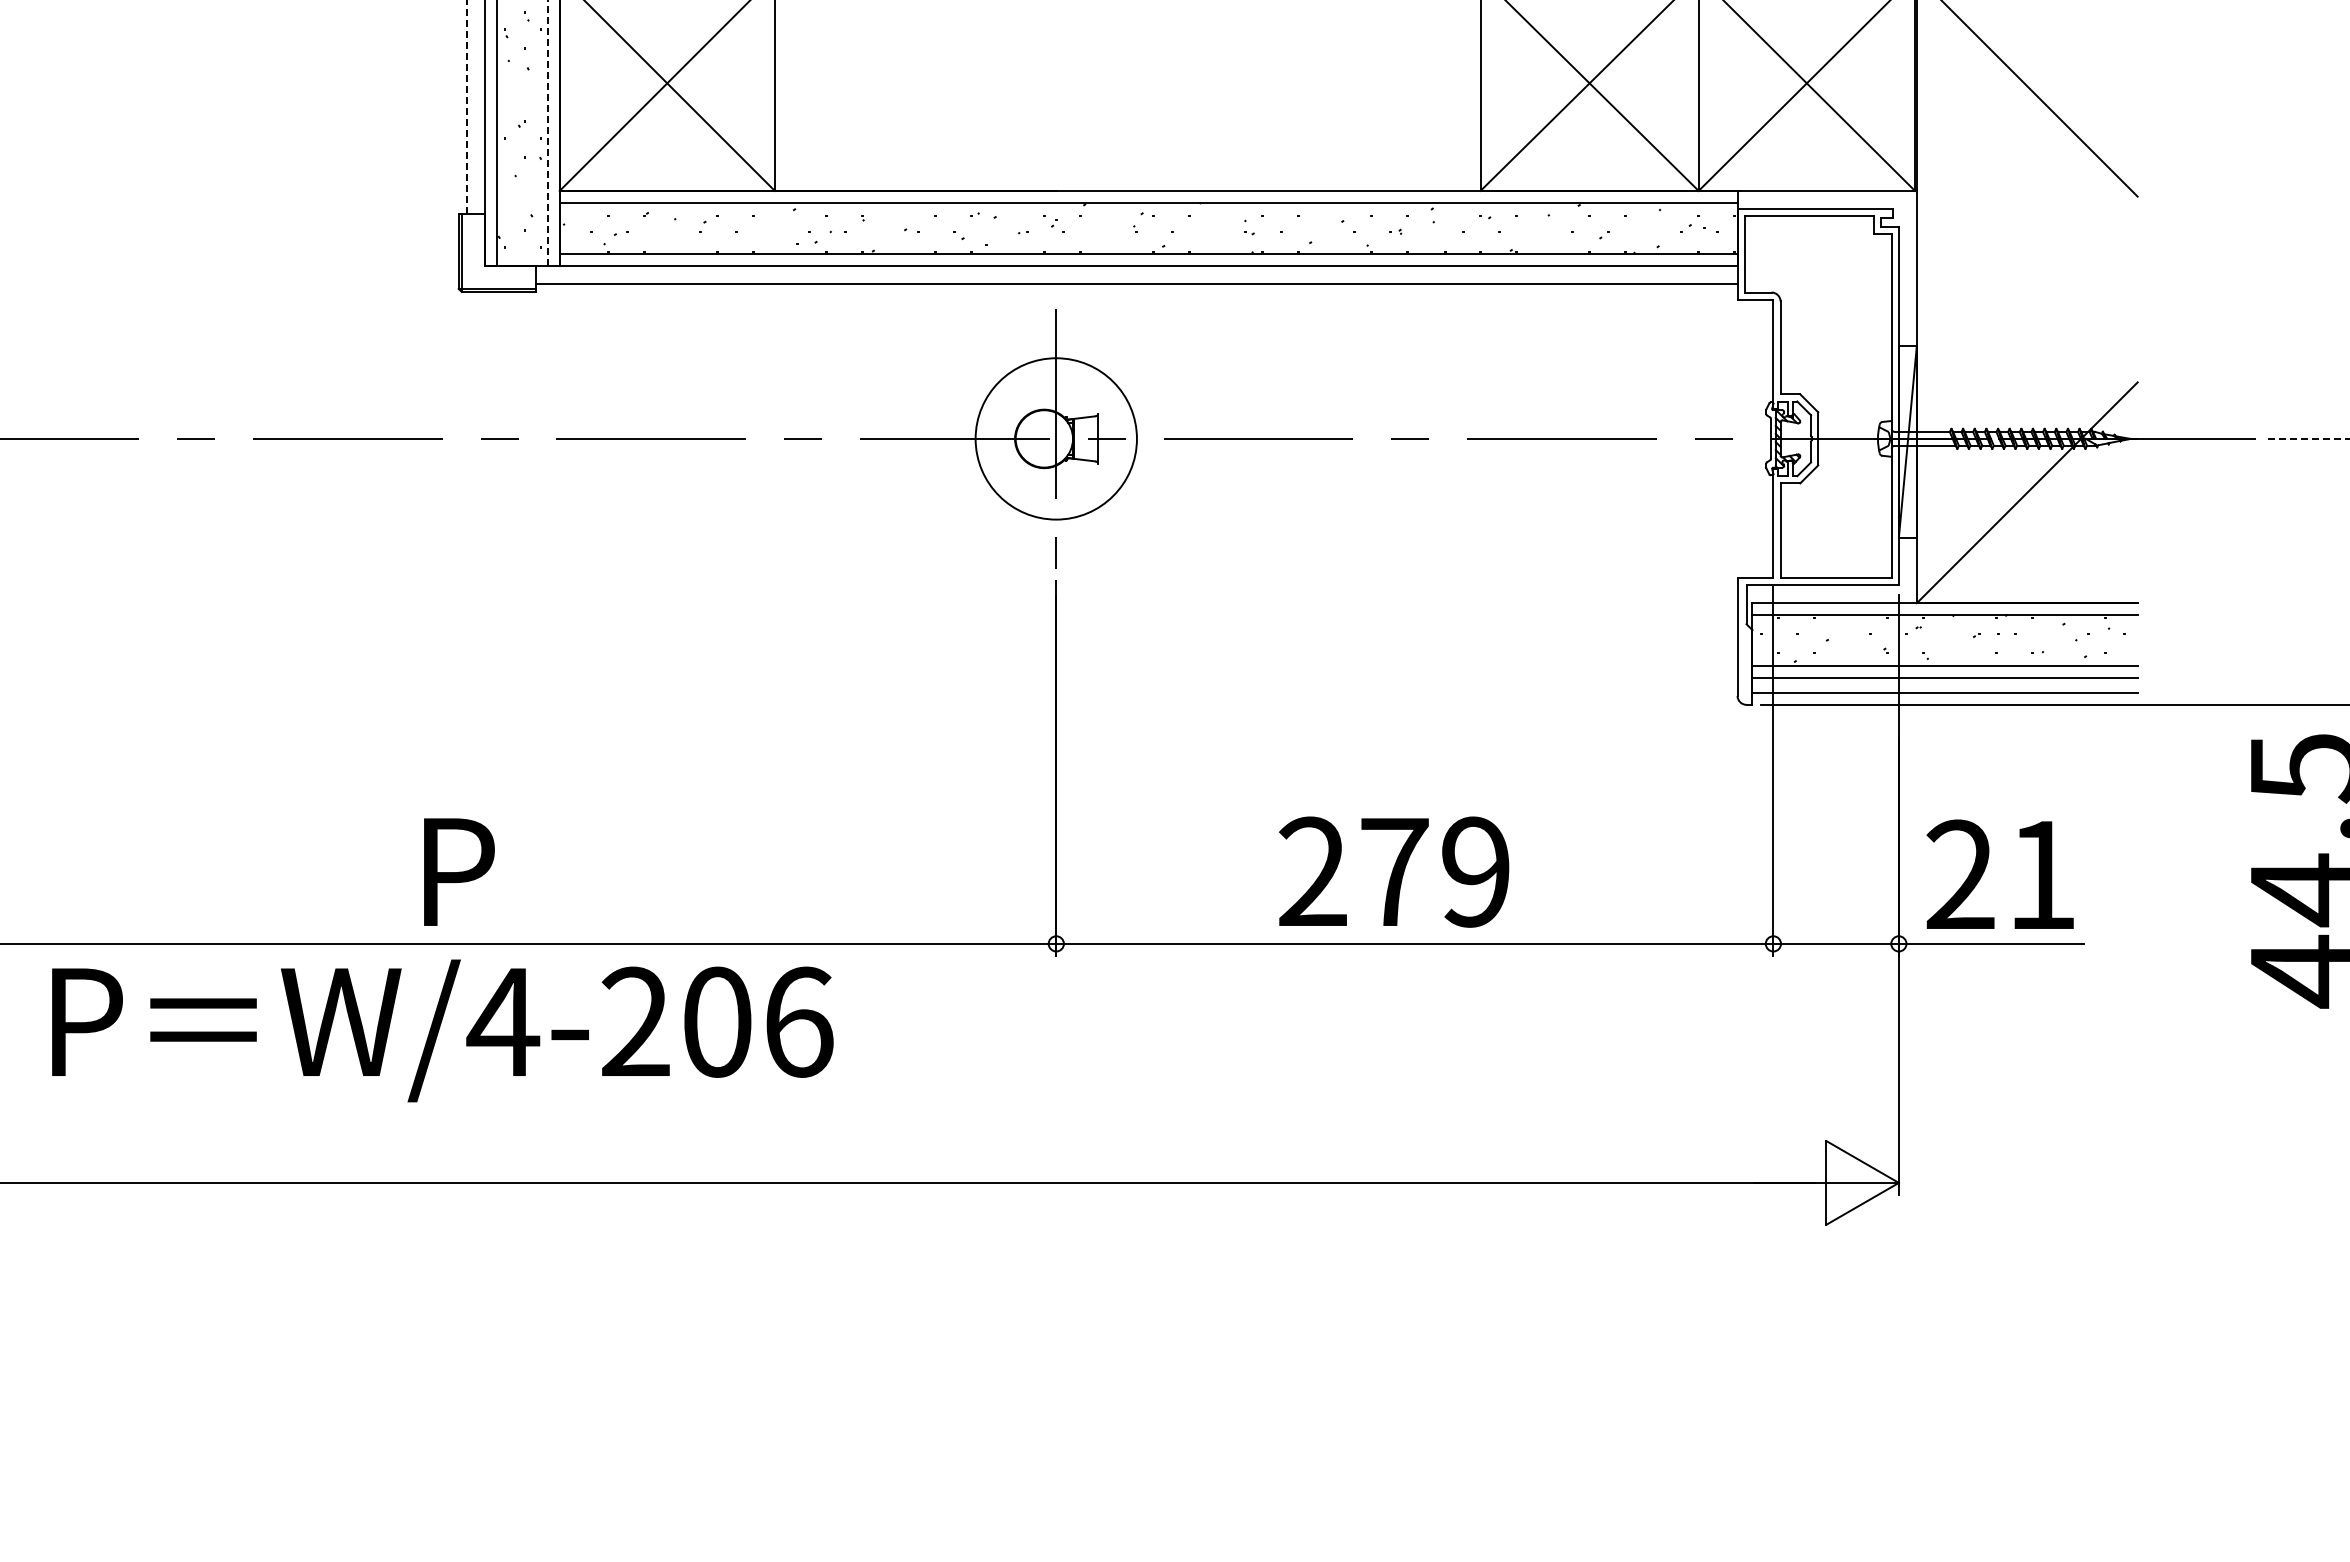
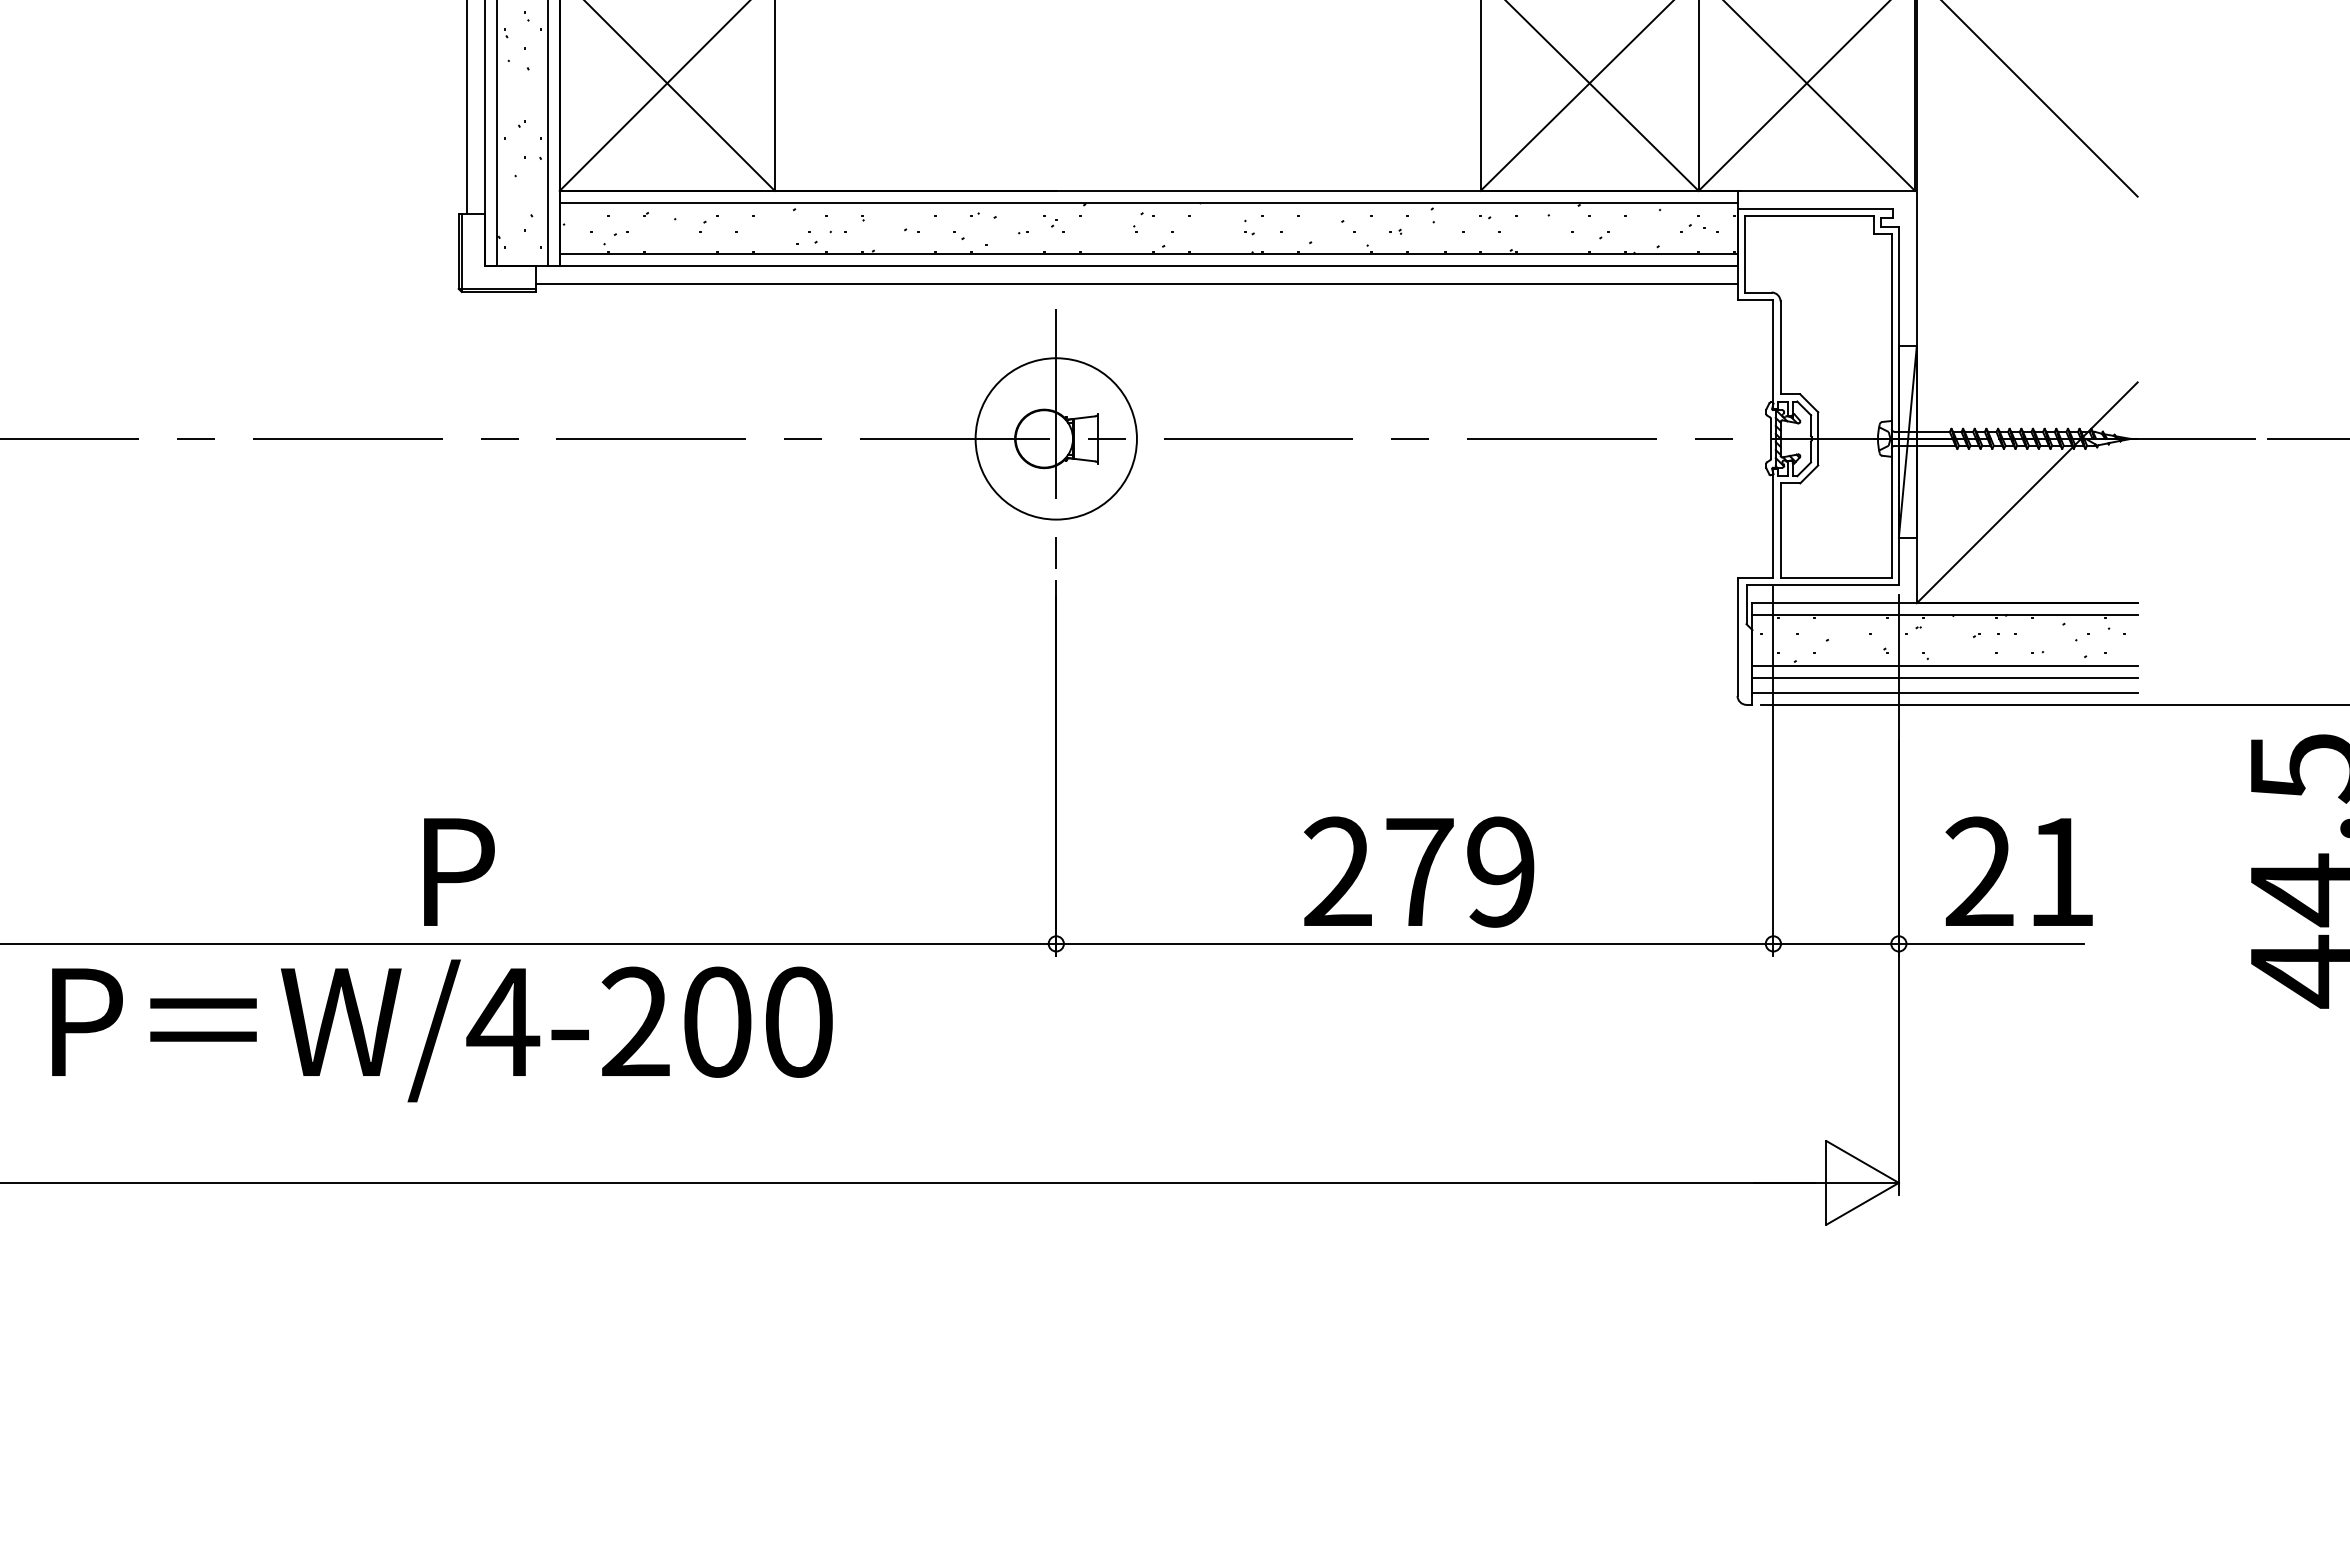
line: dashed -> solid (467, 107)
line: dashed -> solid (547, 132)
line: dashed -> solid (2309, 438)
text position: (1394, 871) -> (1419, 871) (1419, 871)
text position: (1999, 873) -> (2018, 870) (2018, 870)
text: W/4-206 -> W/4-200 (799, 1021)
